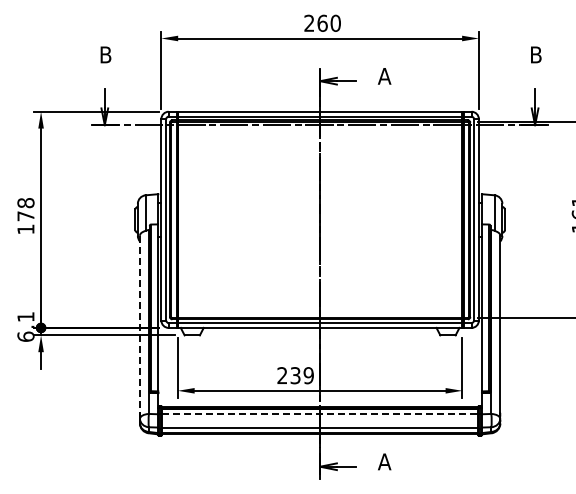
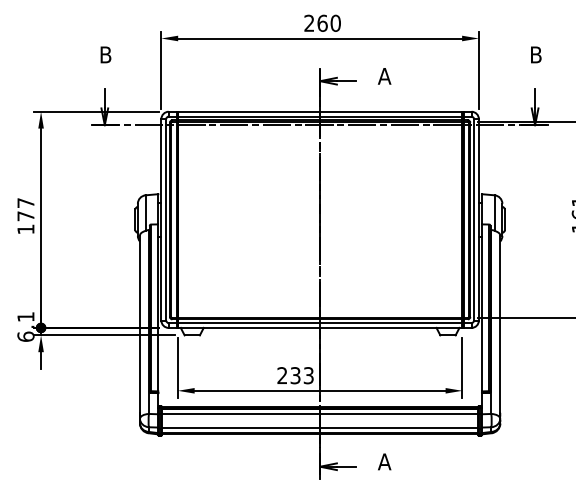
text: 178 -> 177 (25, 203)
line: dashed -> solid (140, 324)
text: 239 -> 233 (308, 375)
line: dashed -> solid (320, 414)
